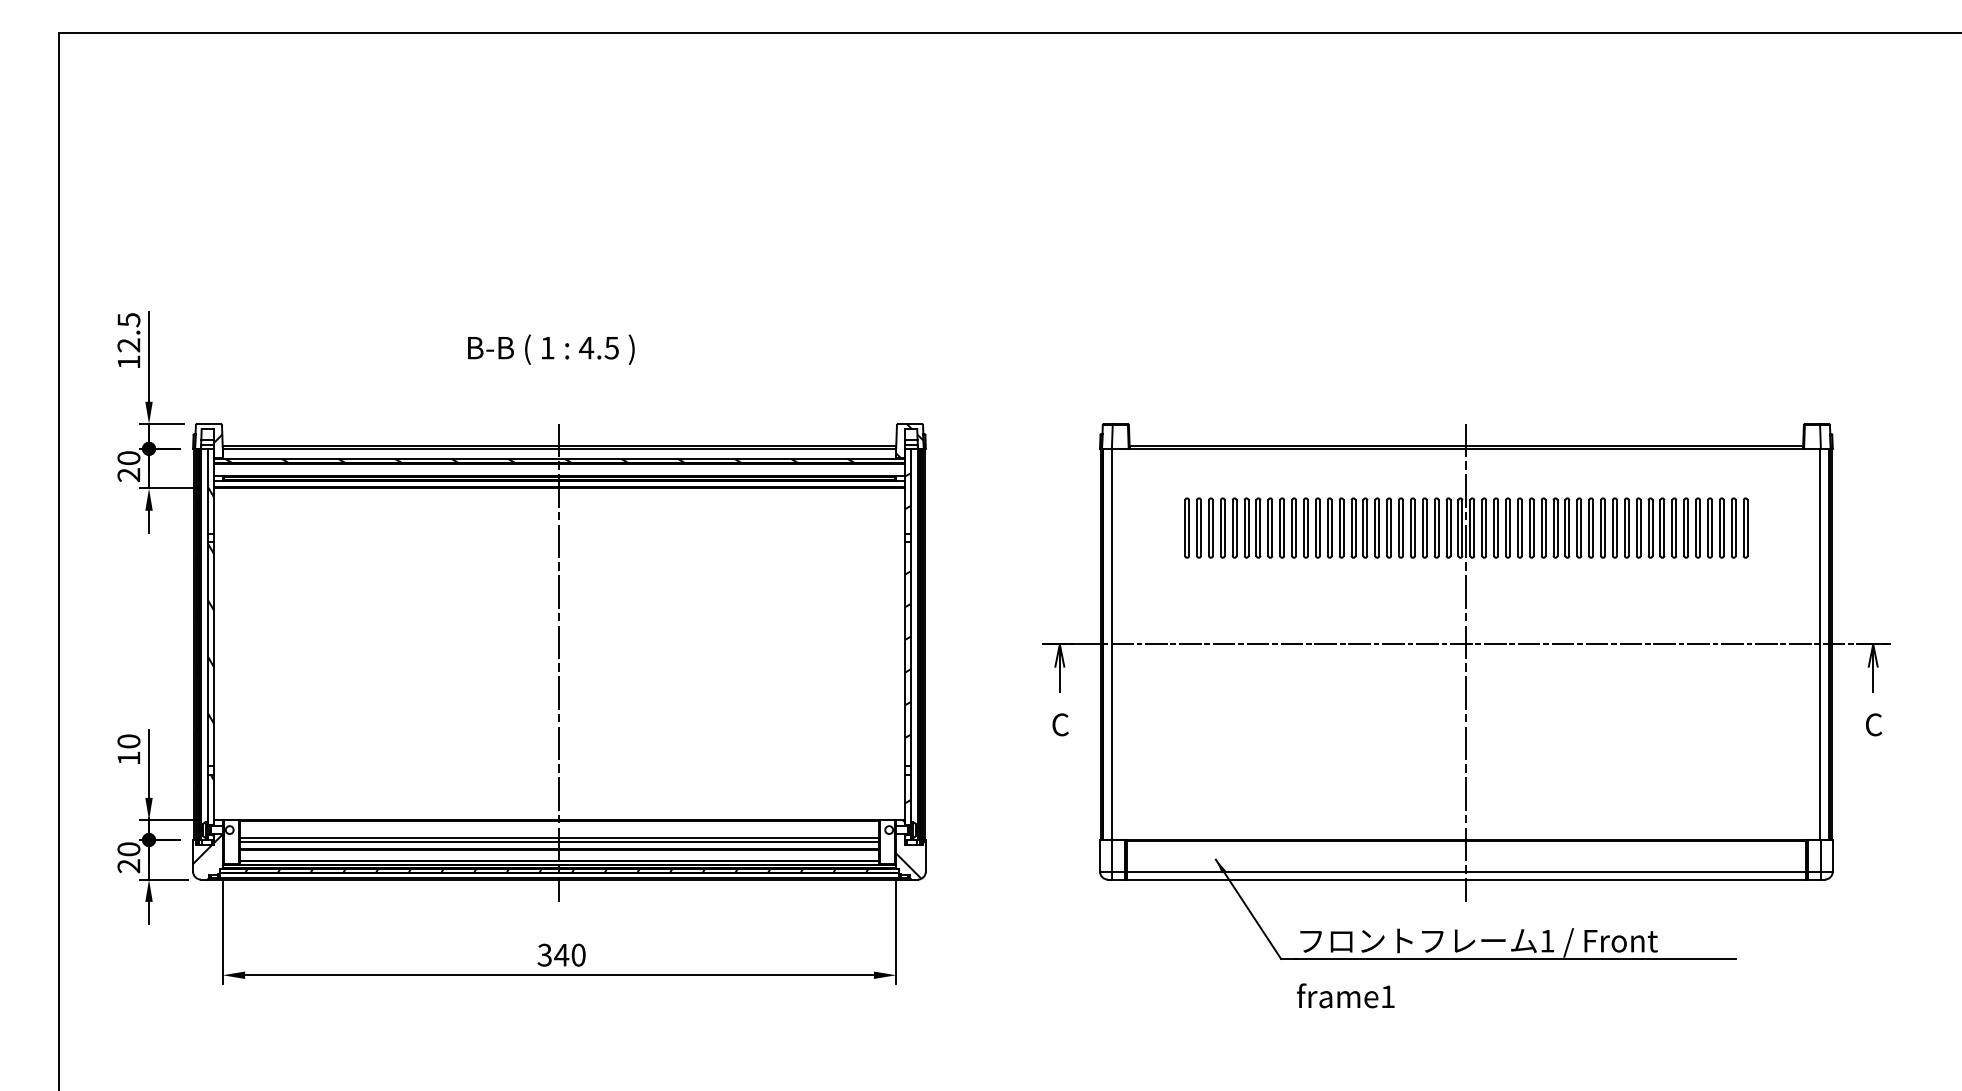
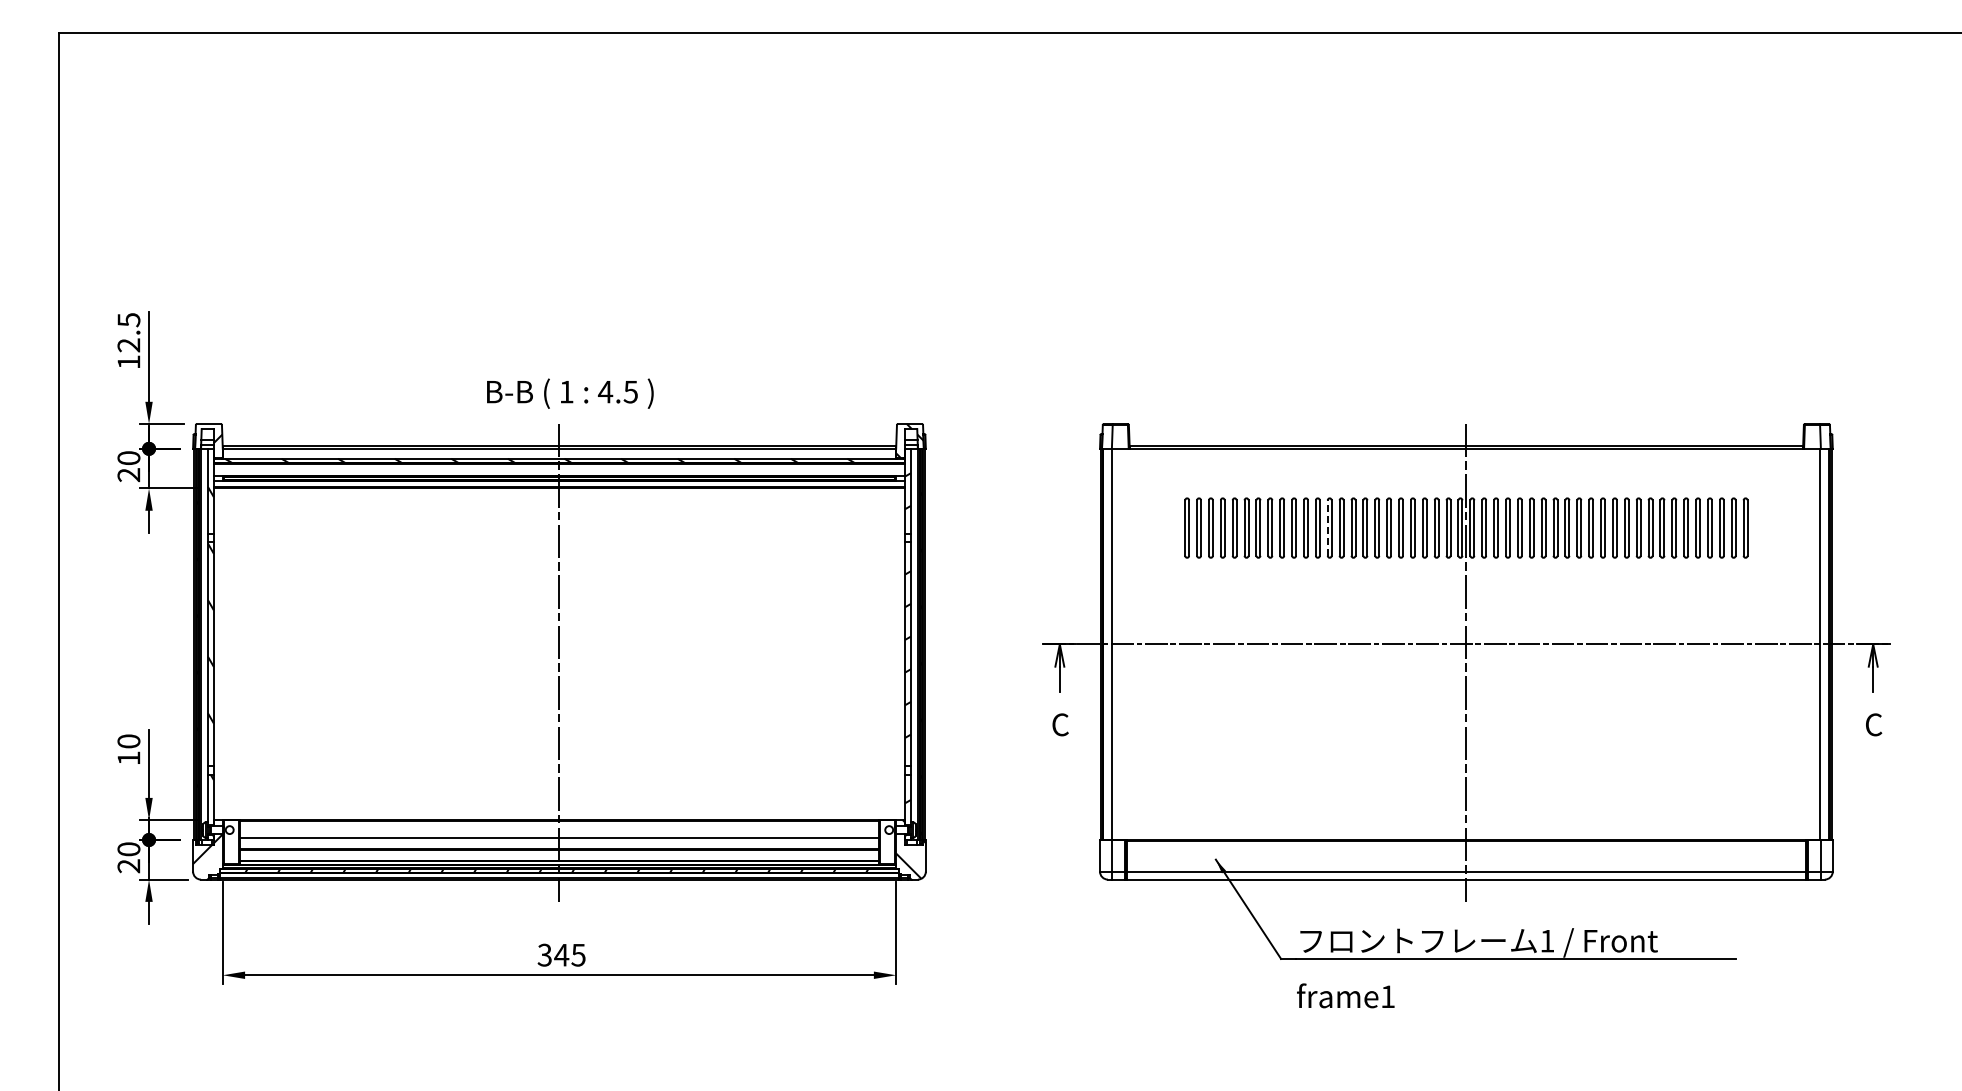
text position: (551, 349) -> (570, 393) (570, 393)
line: solid -> dashed (1327, 528)
line: present -> none (559, 841)
text: 340 -> 345 (578, 954)
